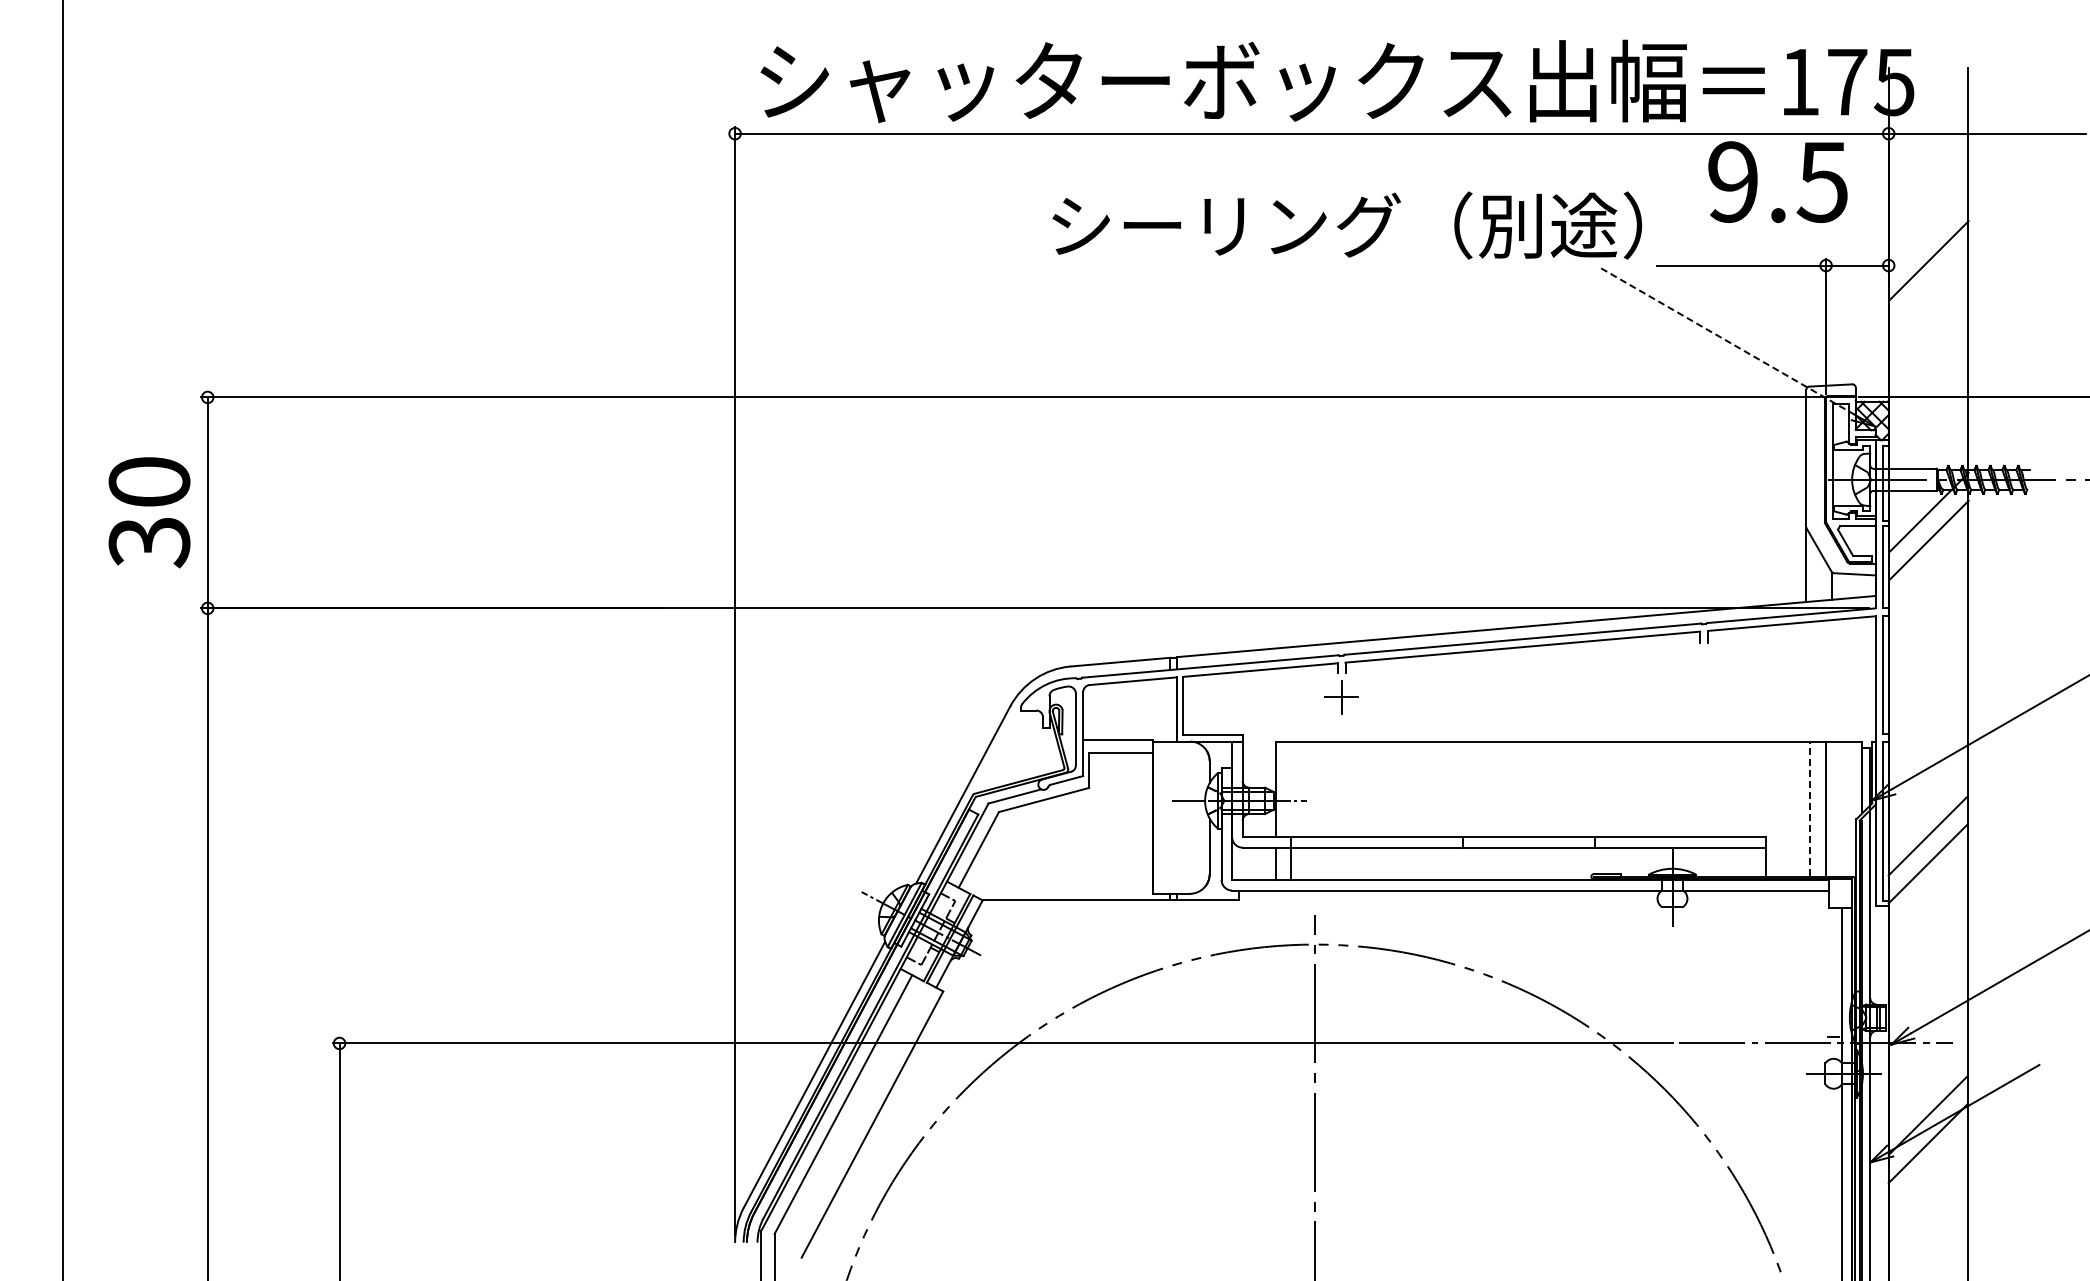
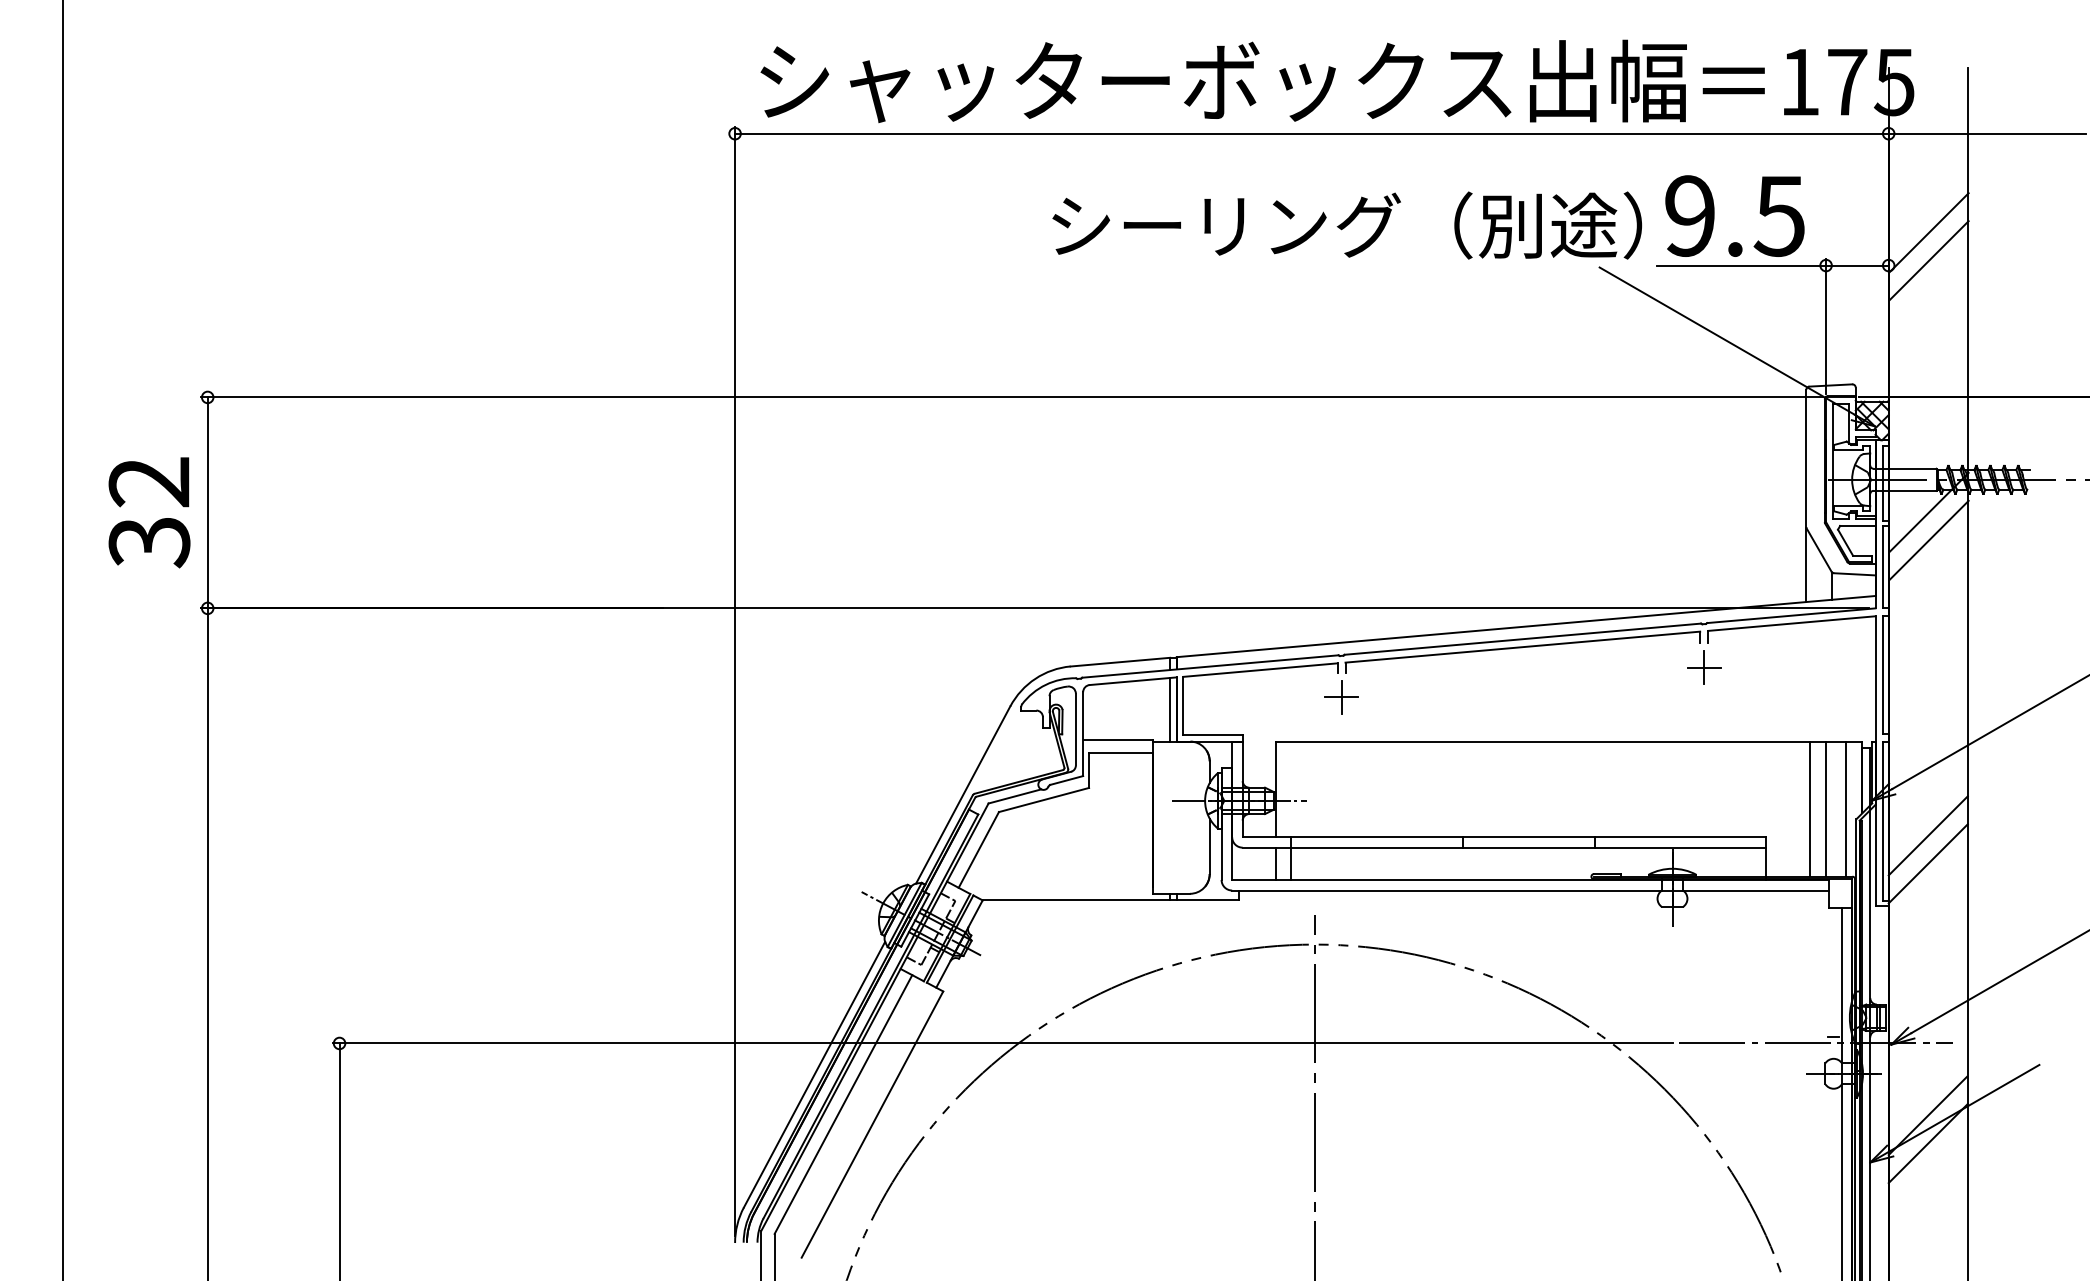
text position: (1777, 181) -> (1734, 215) (1734, 215)
line: none -> present (1928, 232)
line: dashed -> solid (1726, 340)
text: 30 -> 32 (149, 482)
part: none -> present (1704, 667)
line: none -> present (1170, 709)
line: dashed -> solid (1809, 808)
line: none -> present (1845, 808)
